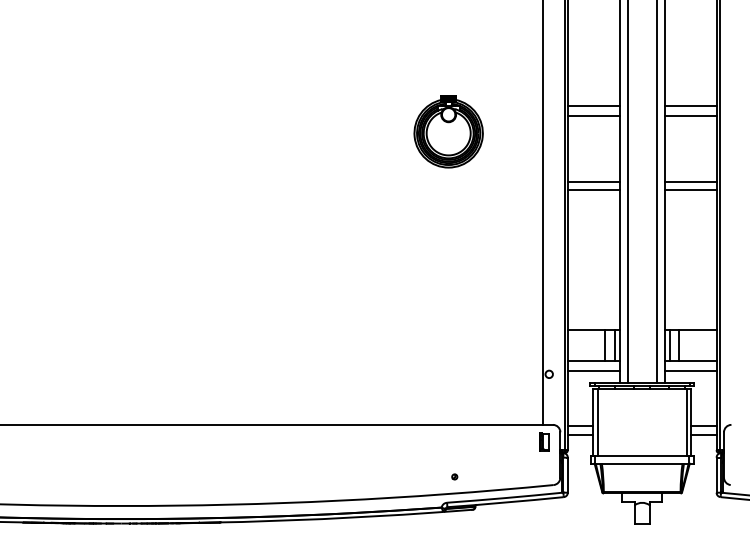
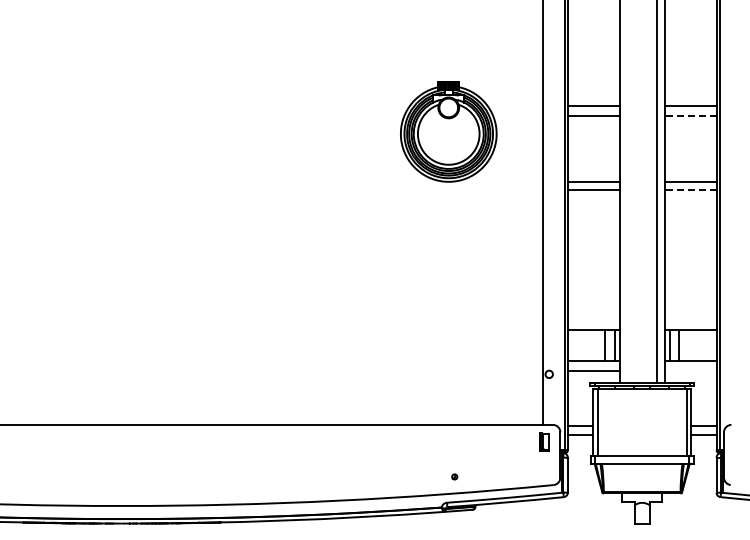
line: solid -> dashed (690, 115)
part size: 71x74 px -> 98x102 px (448, 131)
line: solid -> dashed (690, 189)
line: present -> none (627, 192)
line: present -> none (690, 370)
